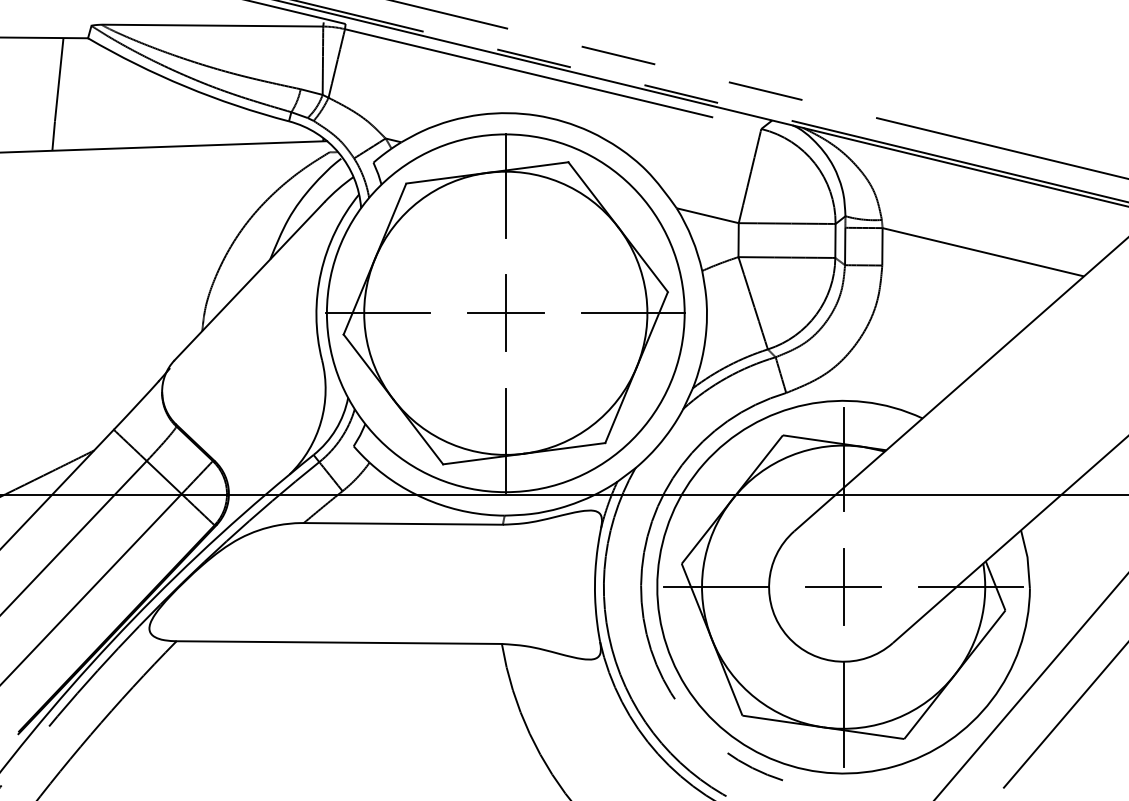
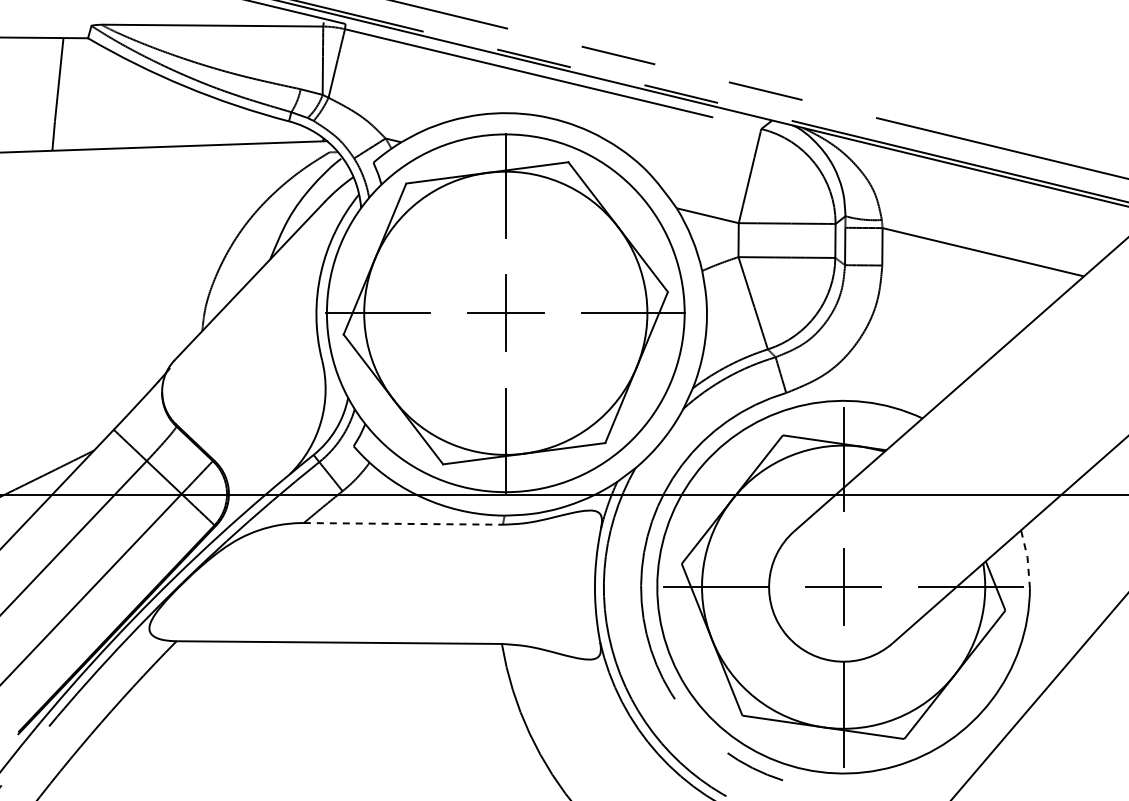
line: solid -> dashed (403, 523)
line: solid -> dashed (1027, 558)
line position: (1030, 686) -> (1039, 696) (1039, 696)
line: present -> none (1060, 721)
